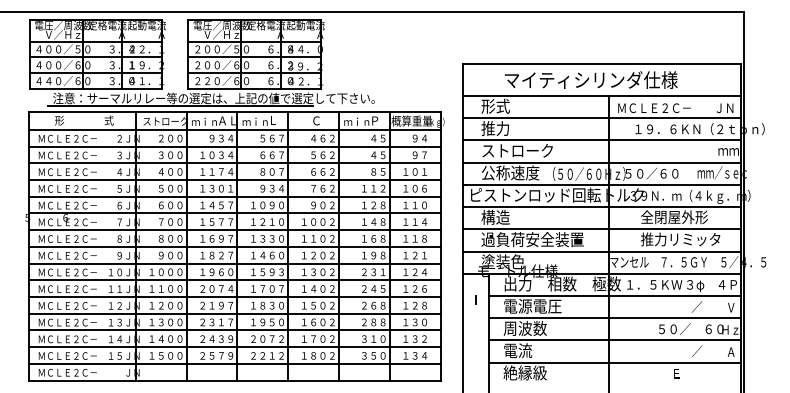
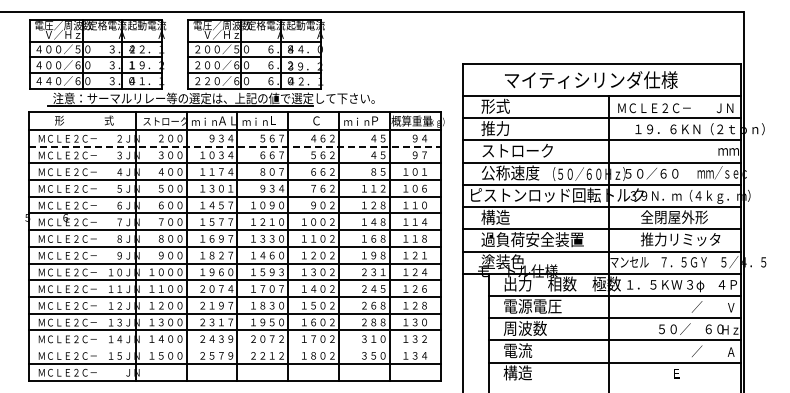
line: solid -> dashed (234, 146)
line: present -> none (475, 299)
line: present -> none (234, 347)
text: 絶縁級 -> 構造 (524, 372)
